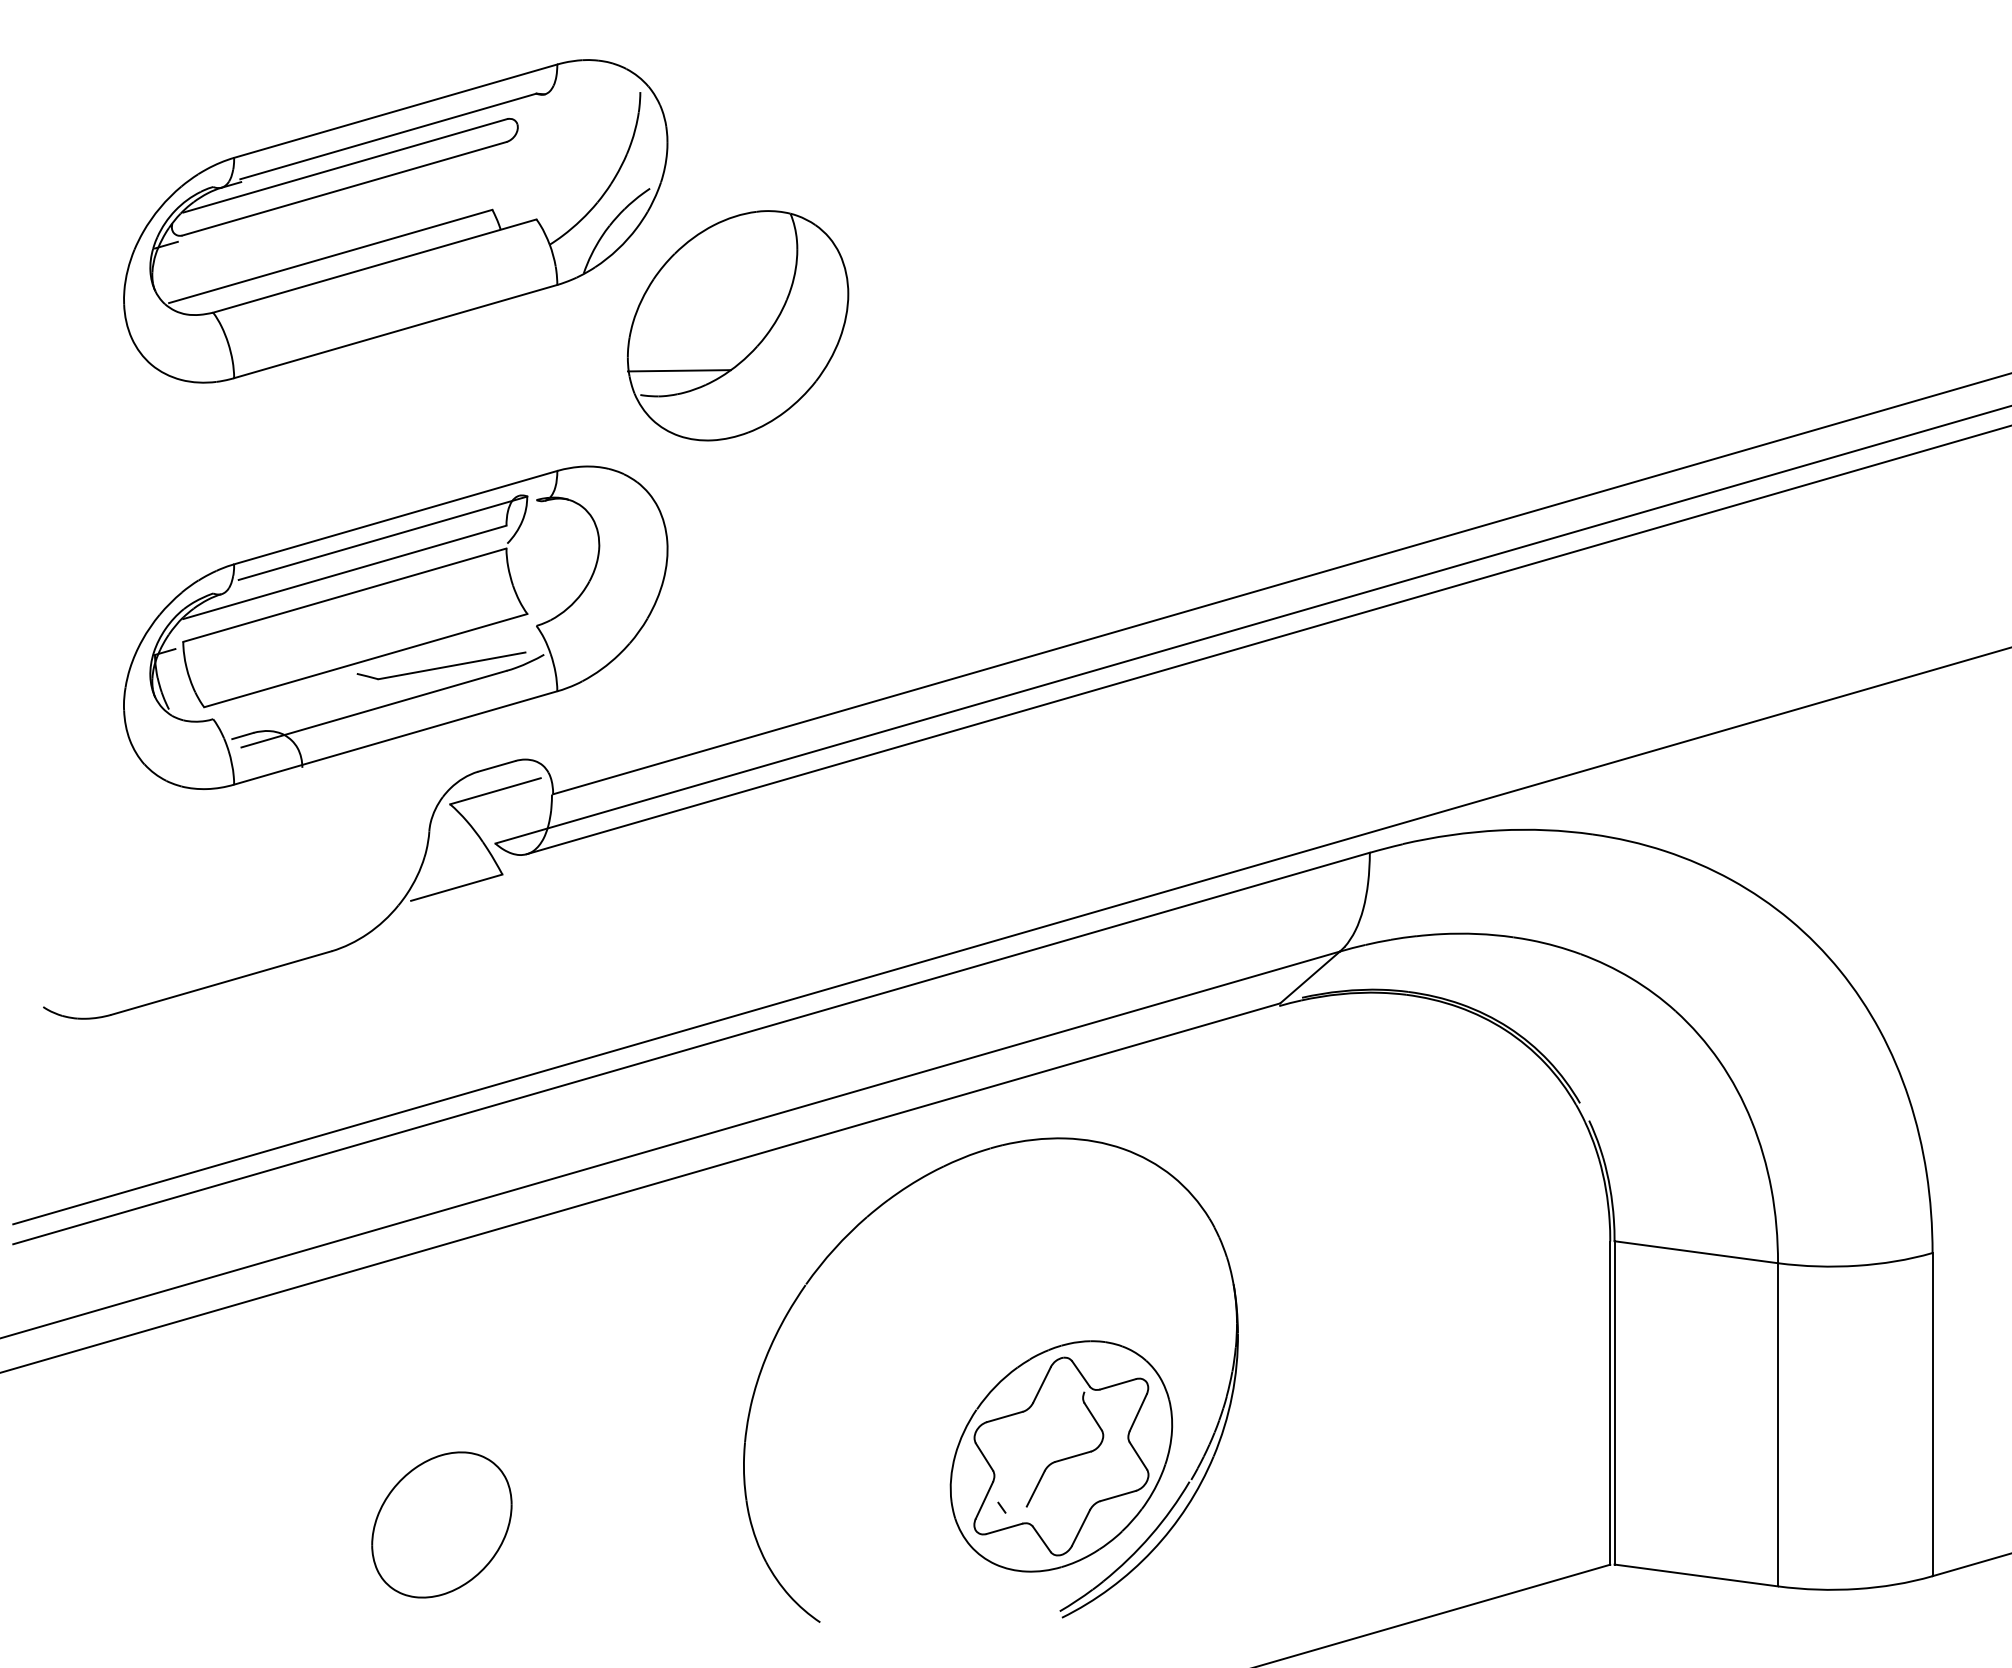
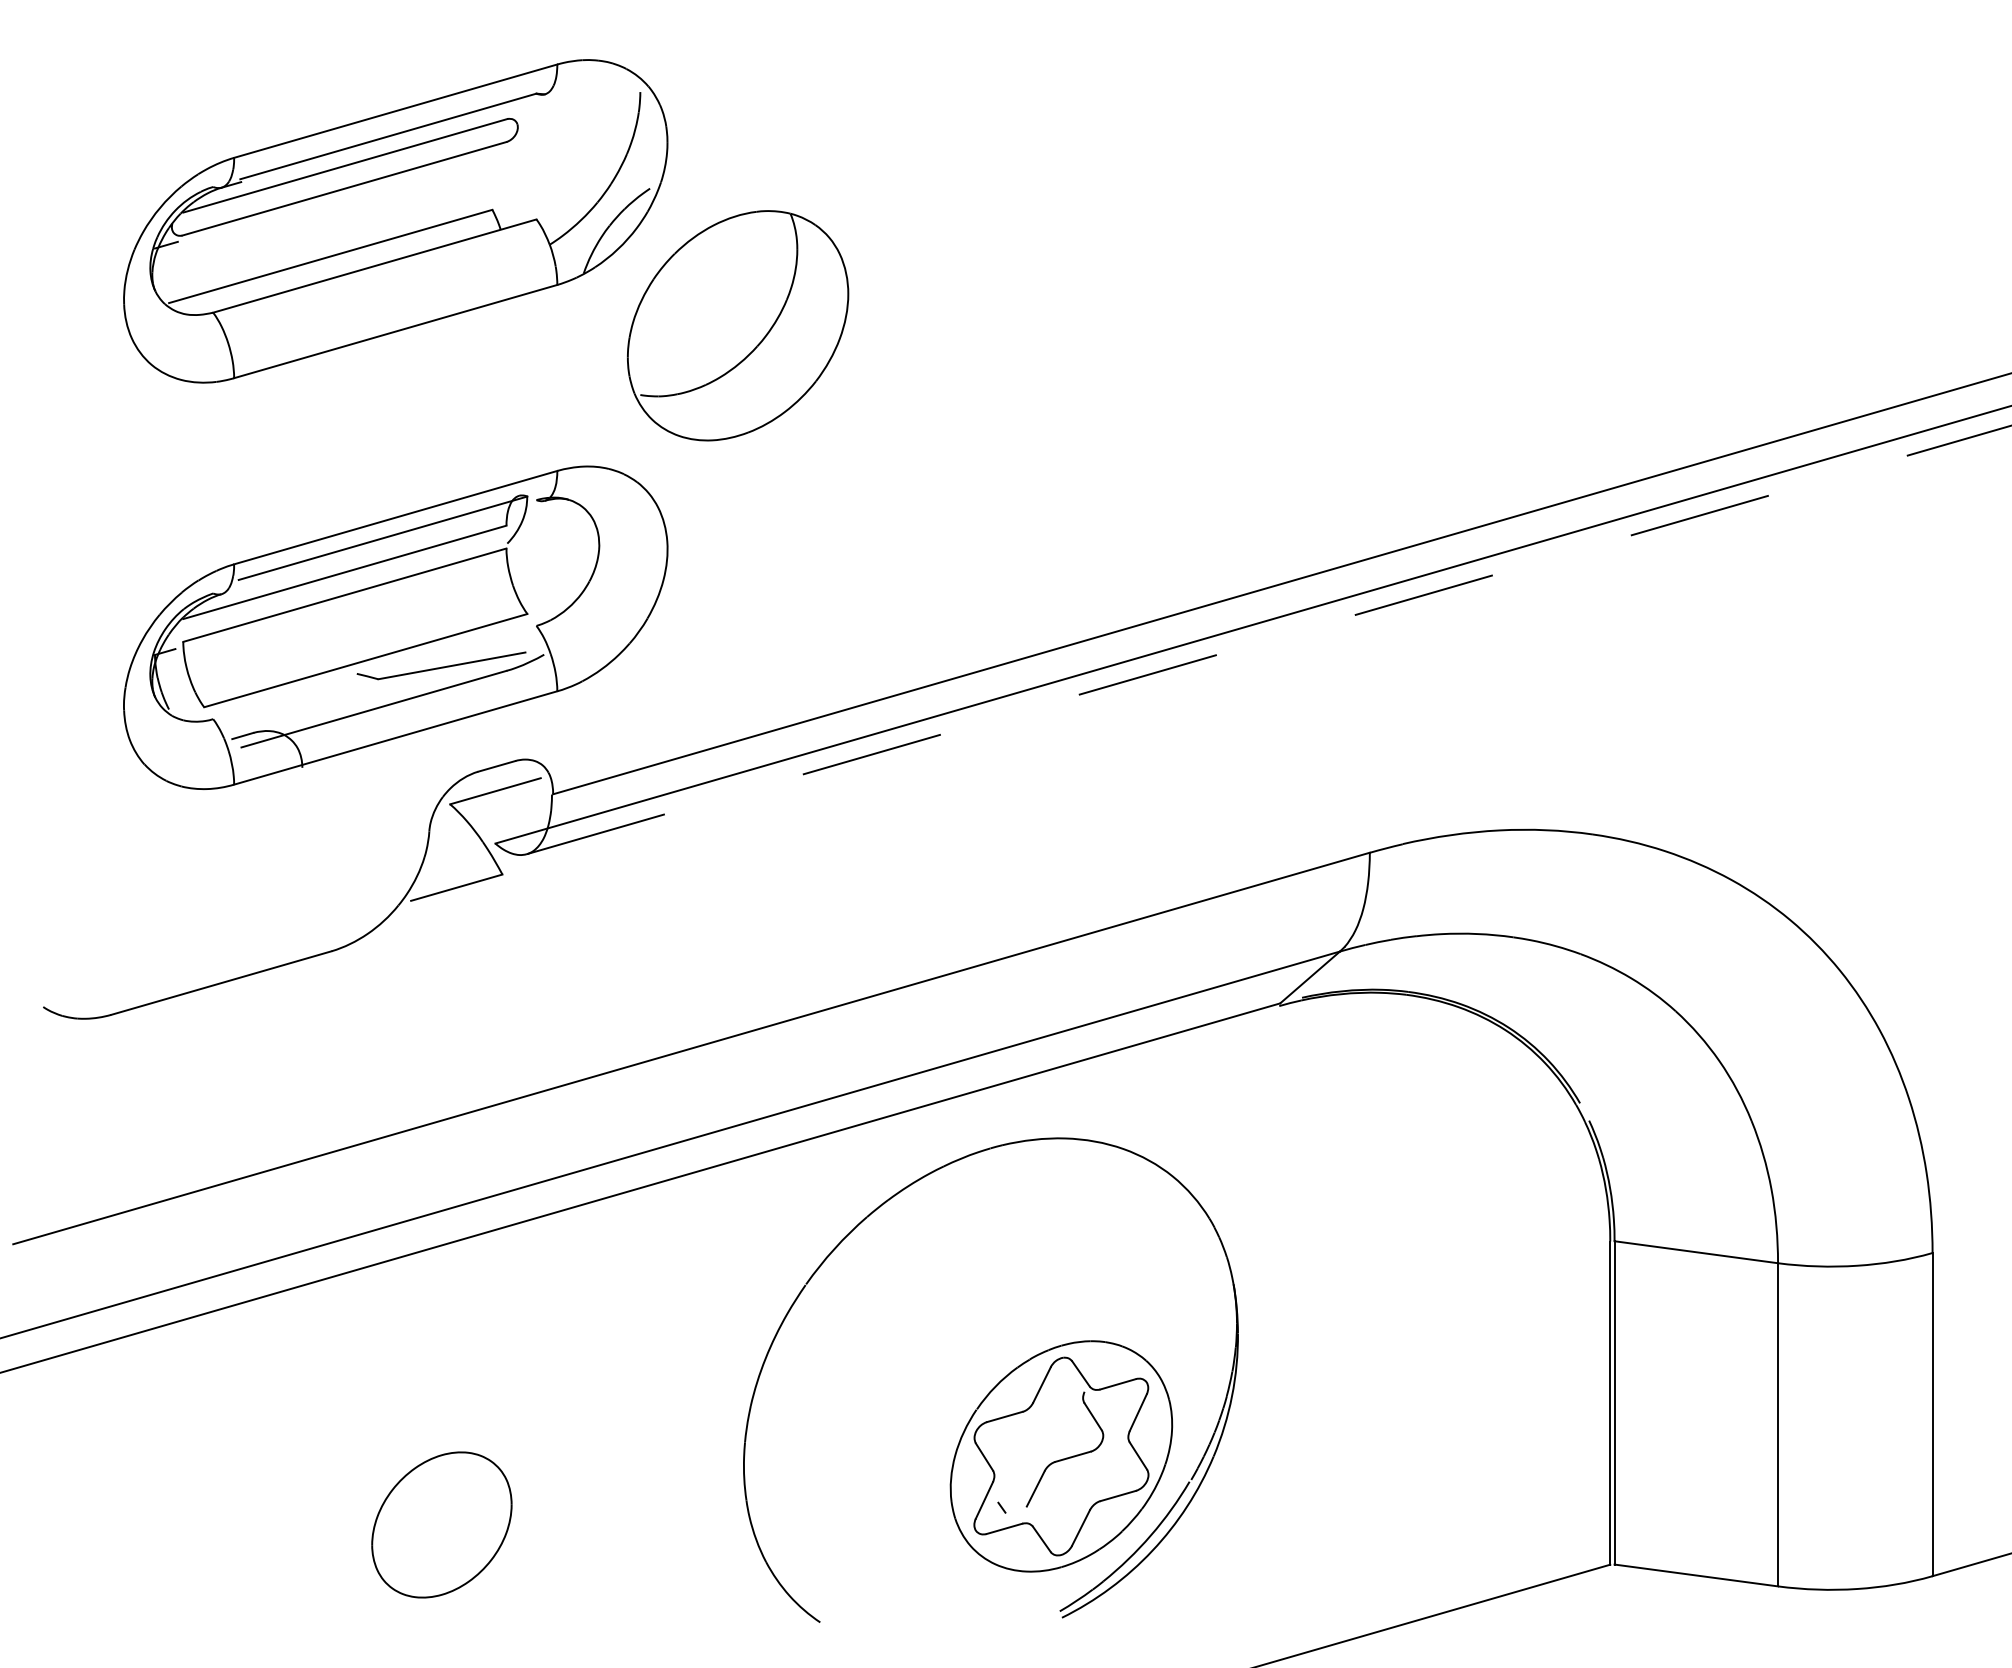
line: present -> none (678, 370)
line: solid -> dashed (1269, 639)
line: present -> none (1010, 936)
